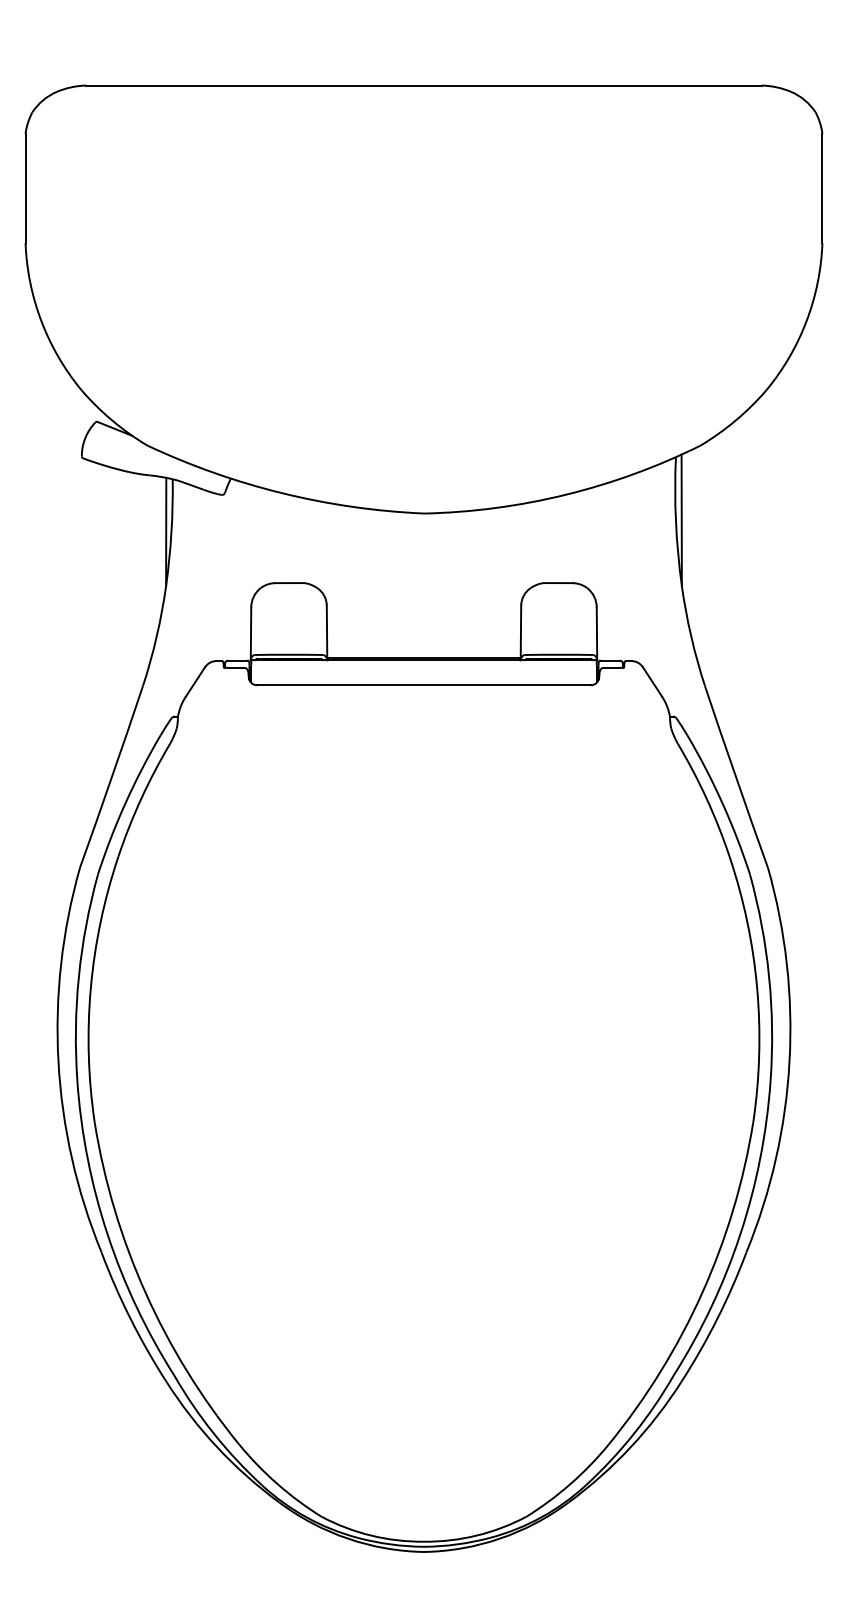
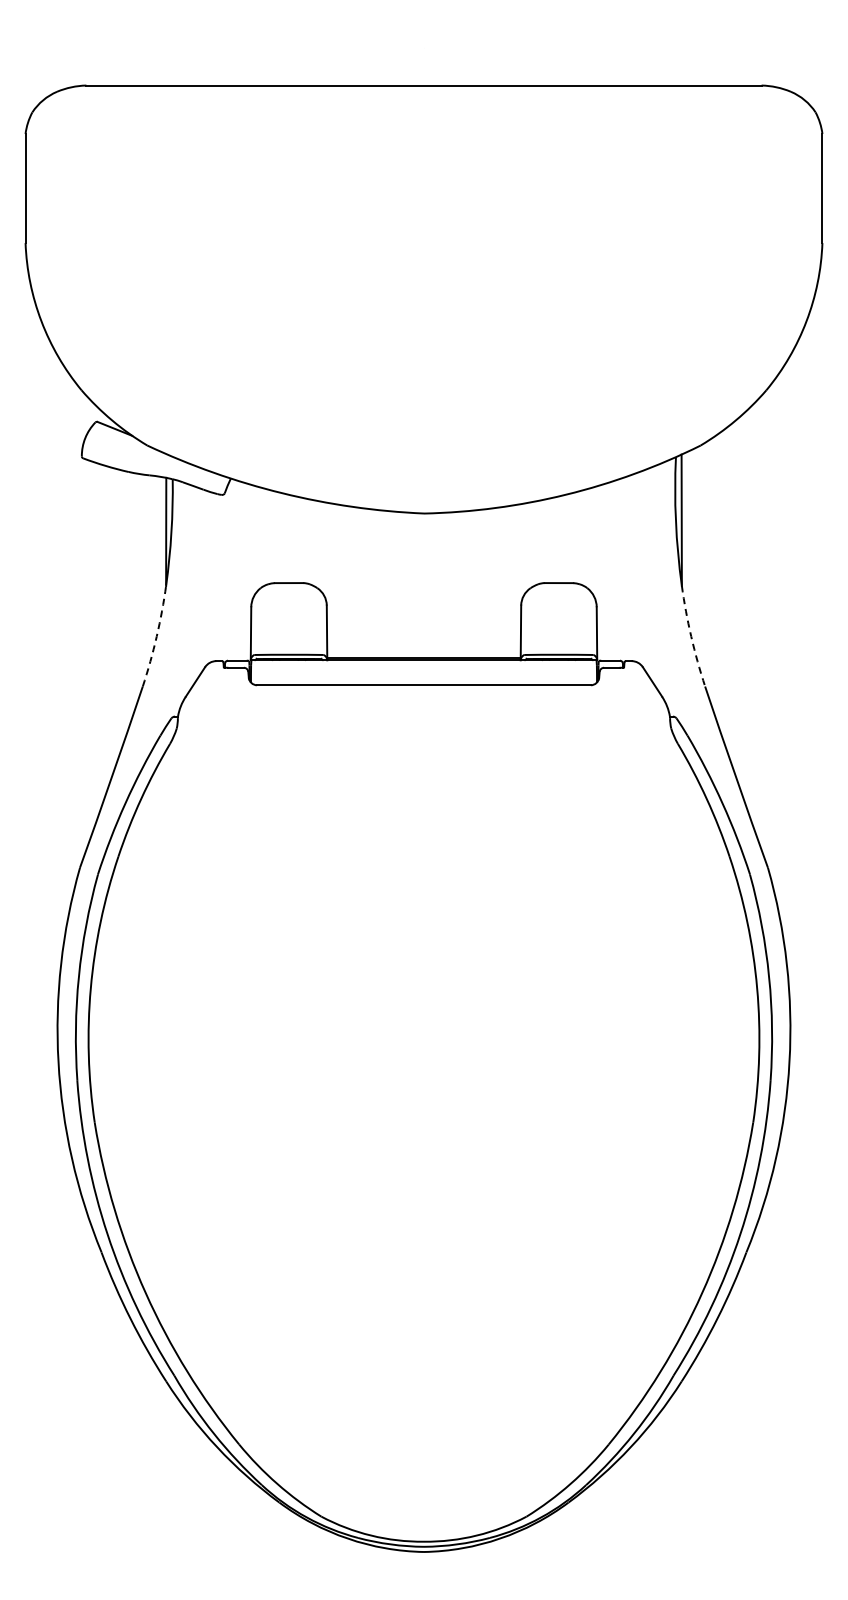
arc: solid -> dashed (156, 636)
arc: solid -> dashed (691, 636)
